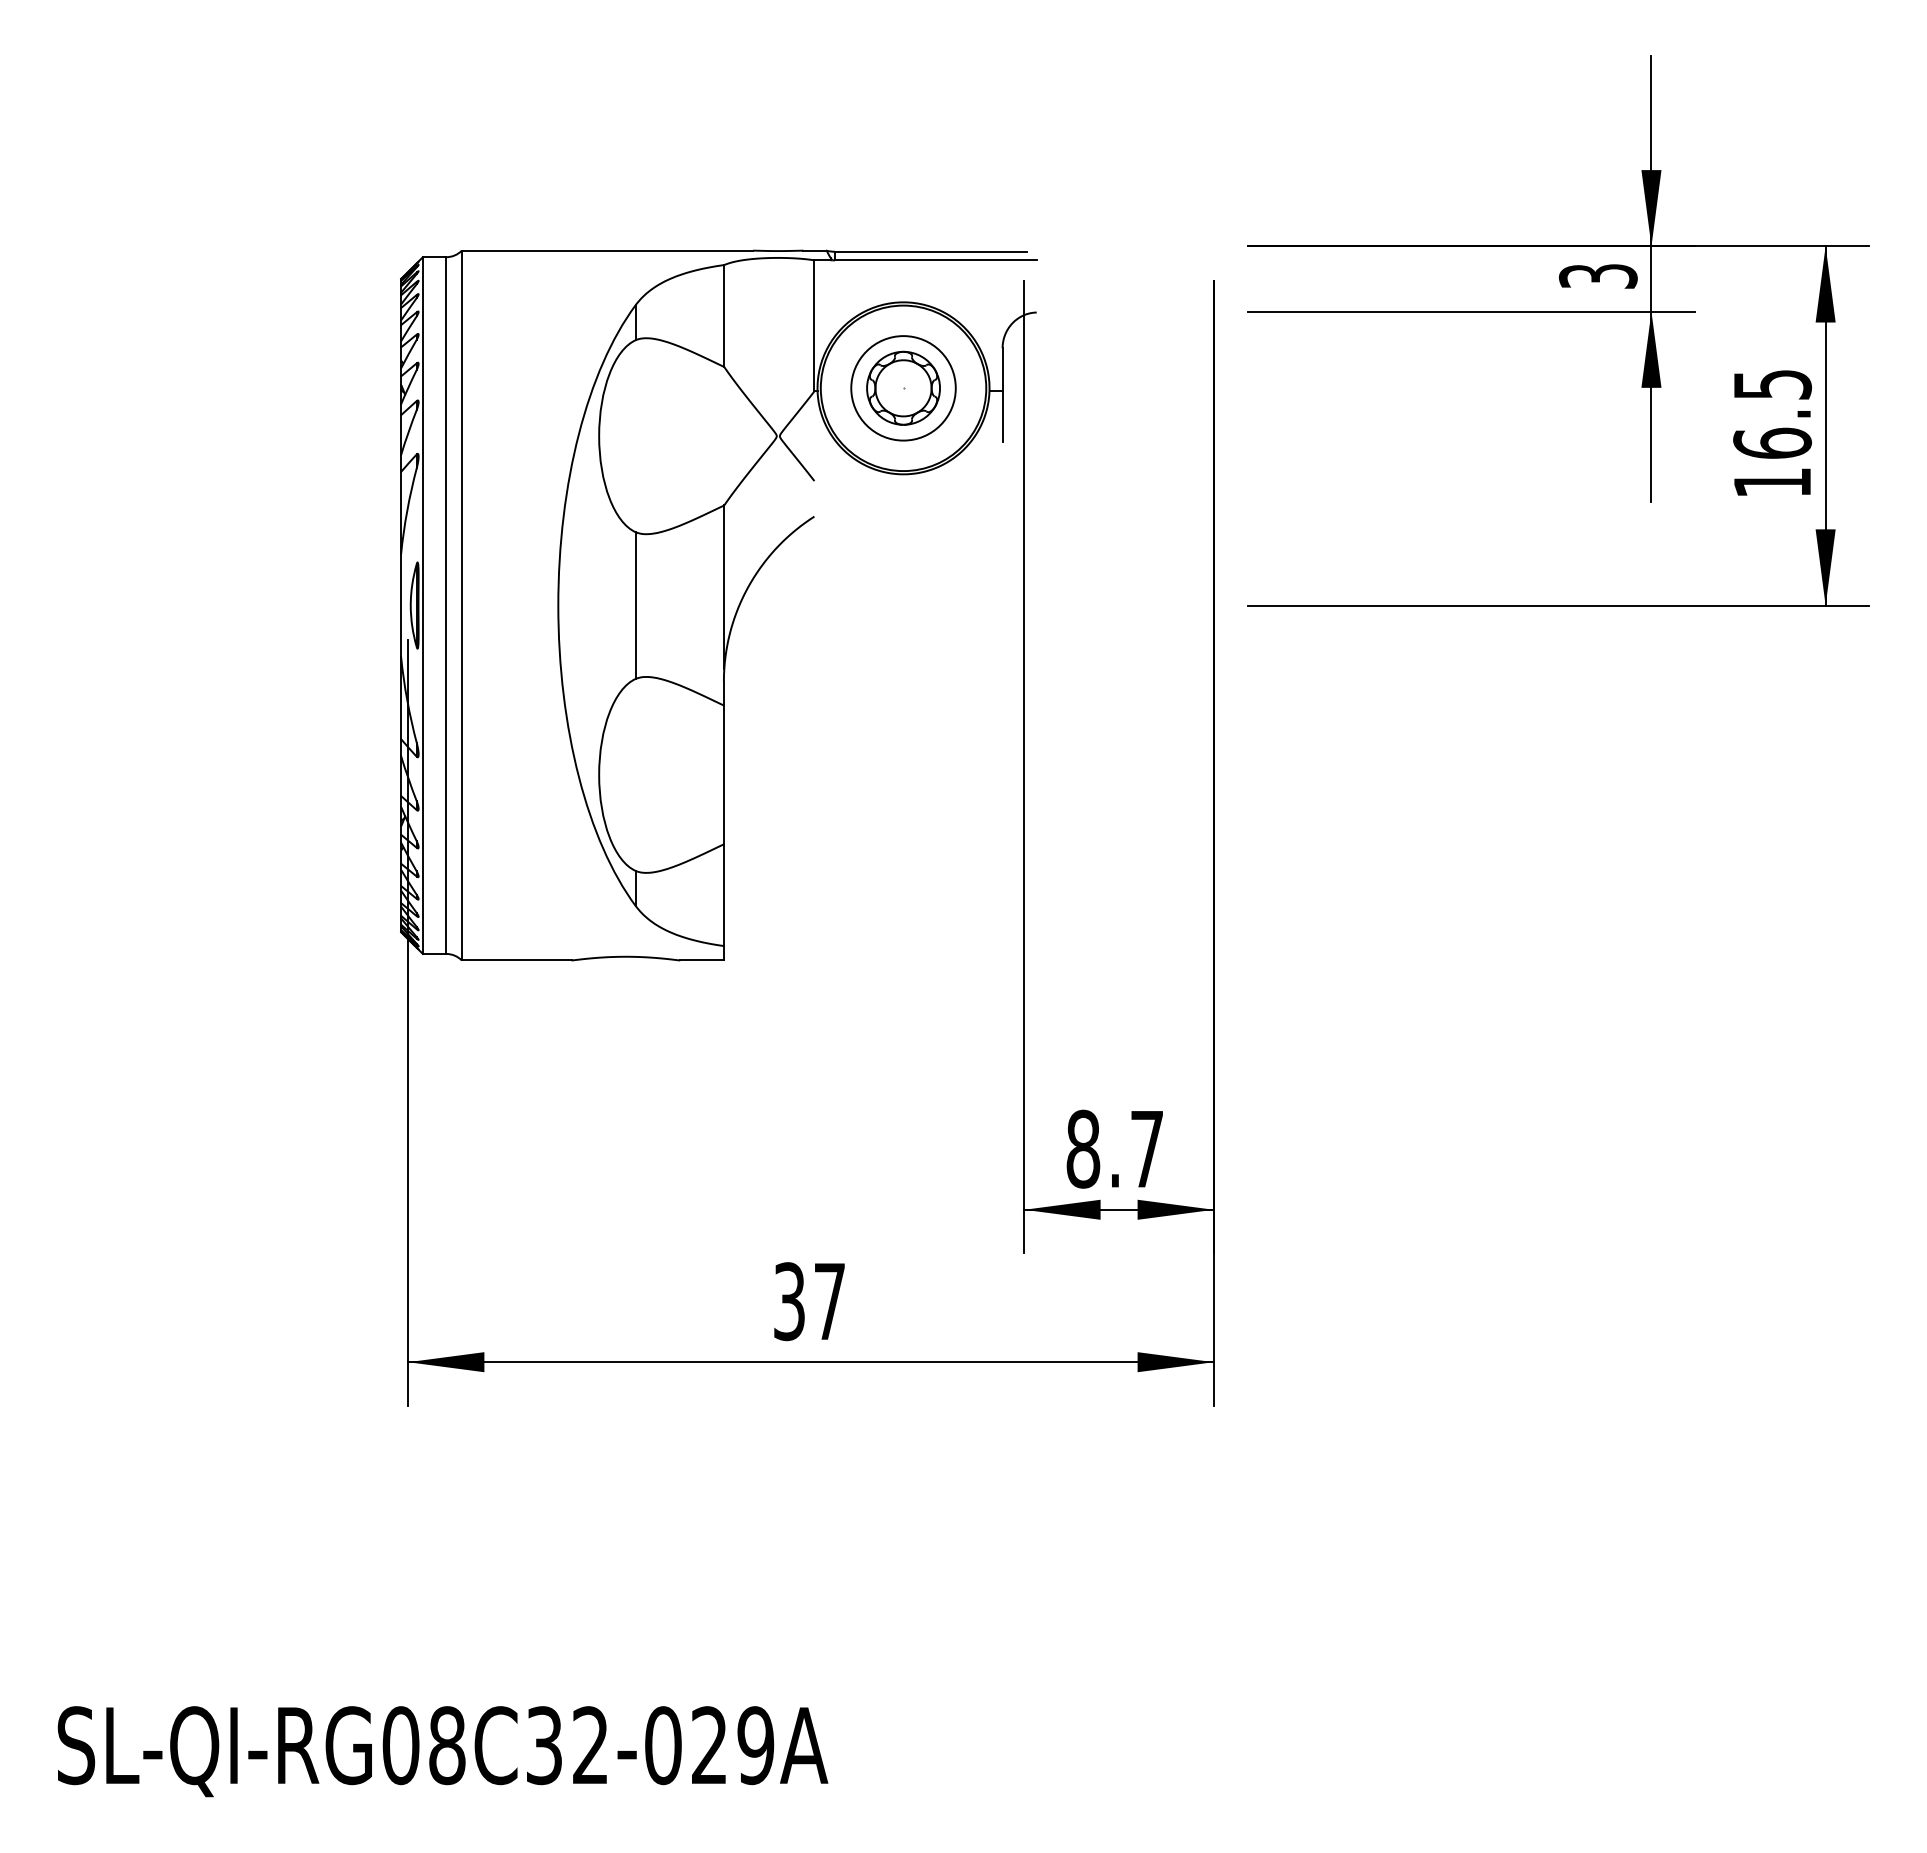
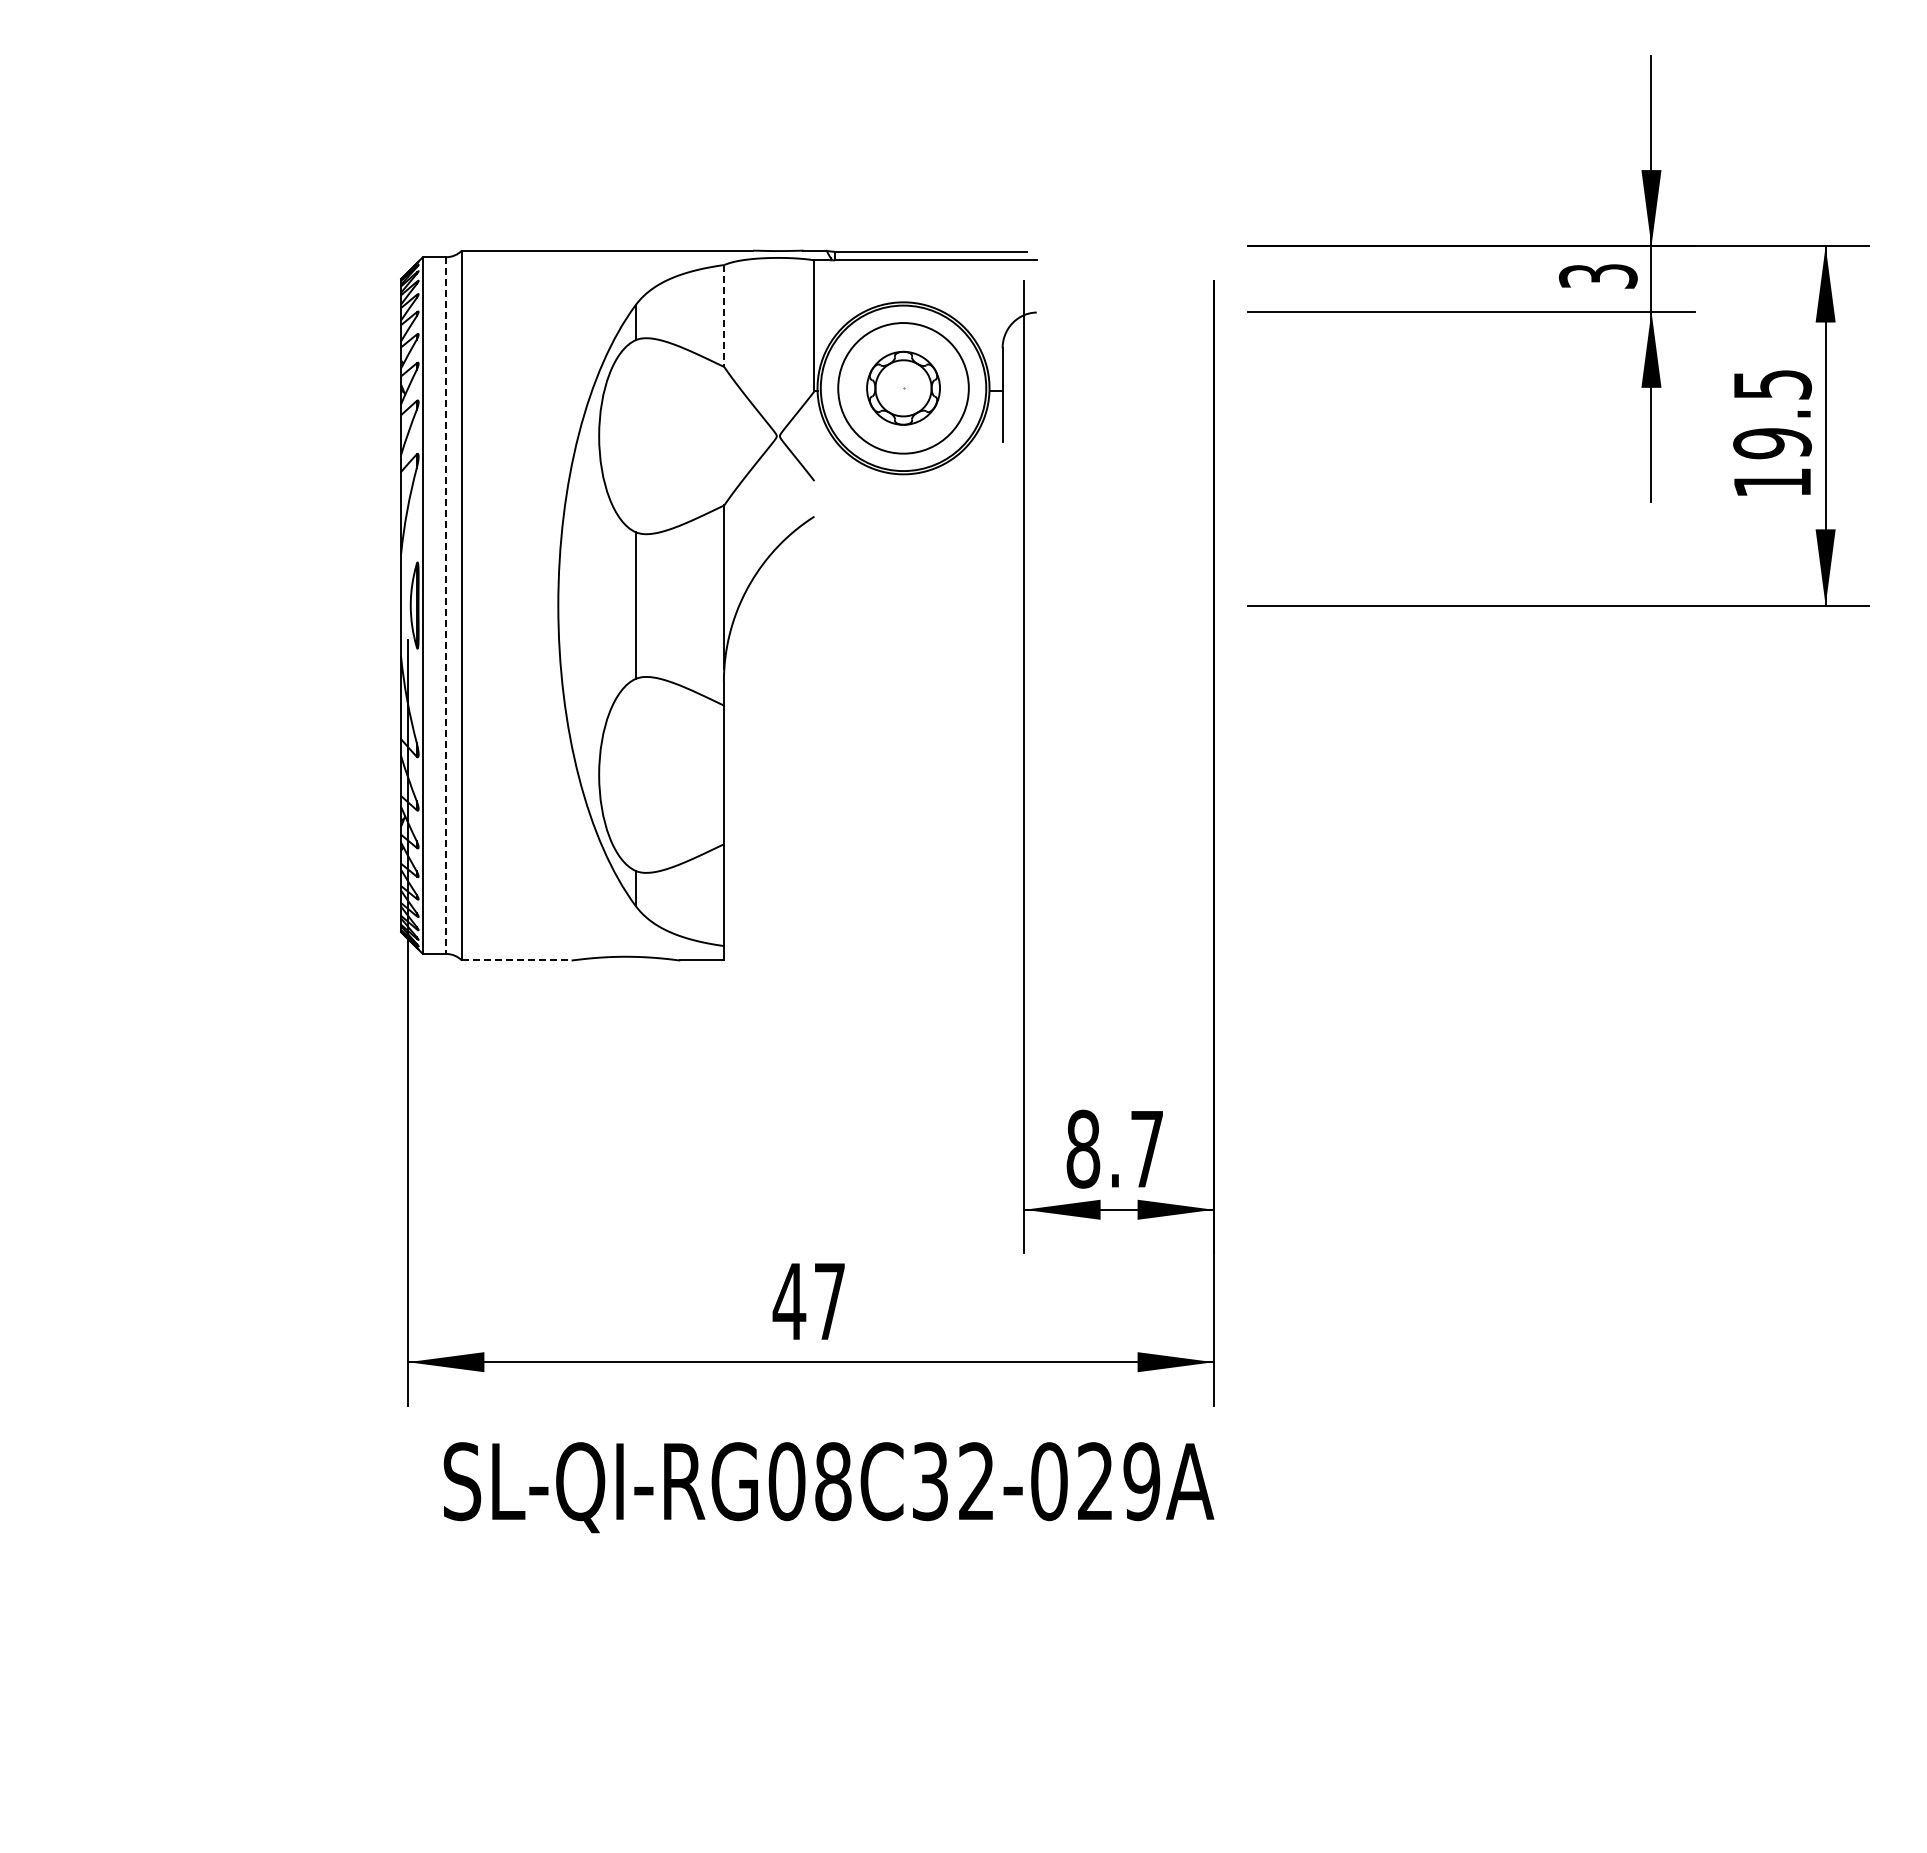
line: solid -> dashed (724, 316)
circle diameter: 105 px -> 131 px (903, 388)
text: 16.5 -> 19.5 (1772, 443)
line: solid -> dashed (446, 606)
line: solid -> dashed (516, 960)
text: 37 -> 47 (789, 1301)
text position: (442, 1751) -> (828, 1487) (828, 1487)
